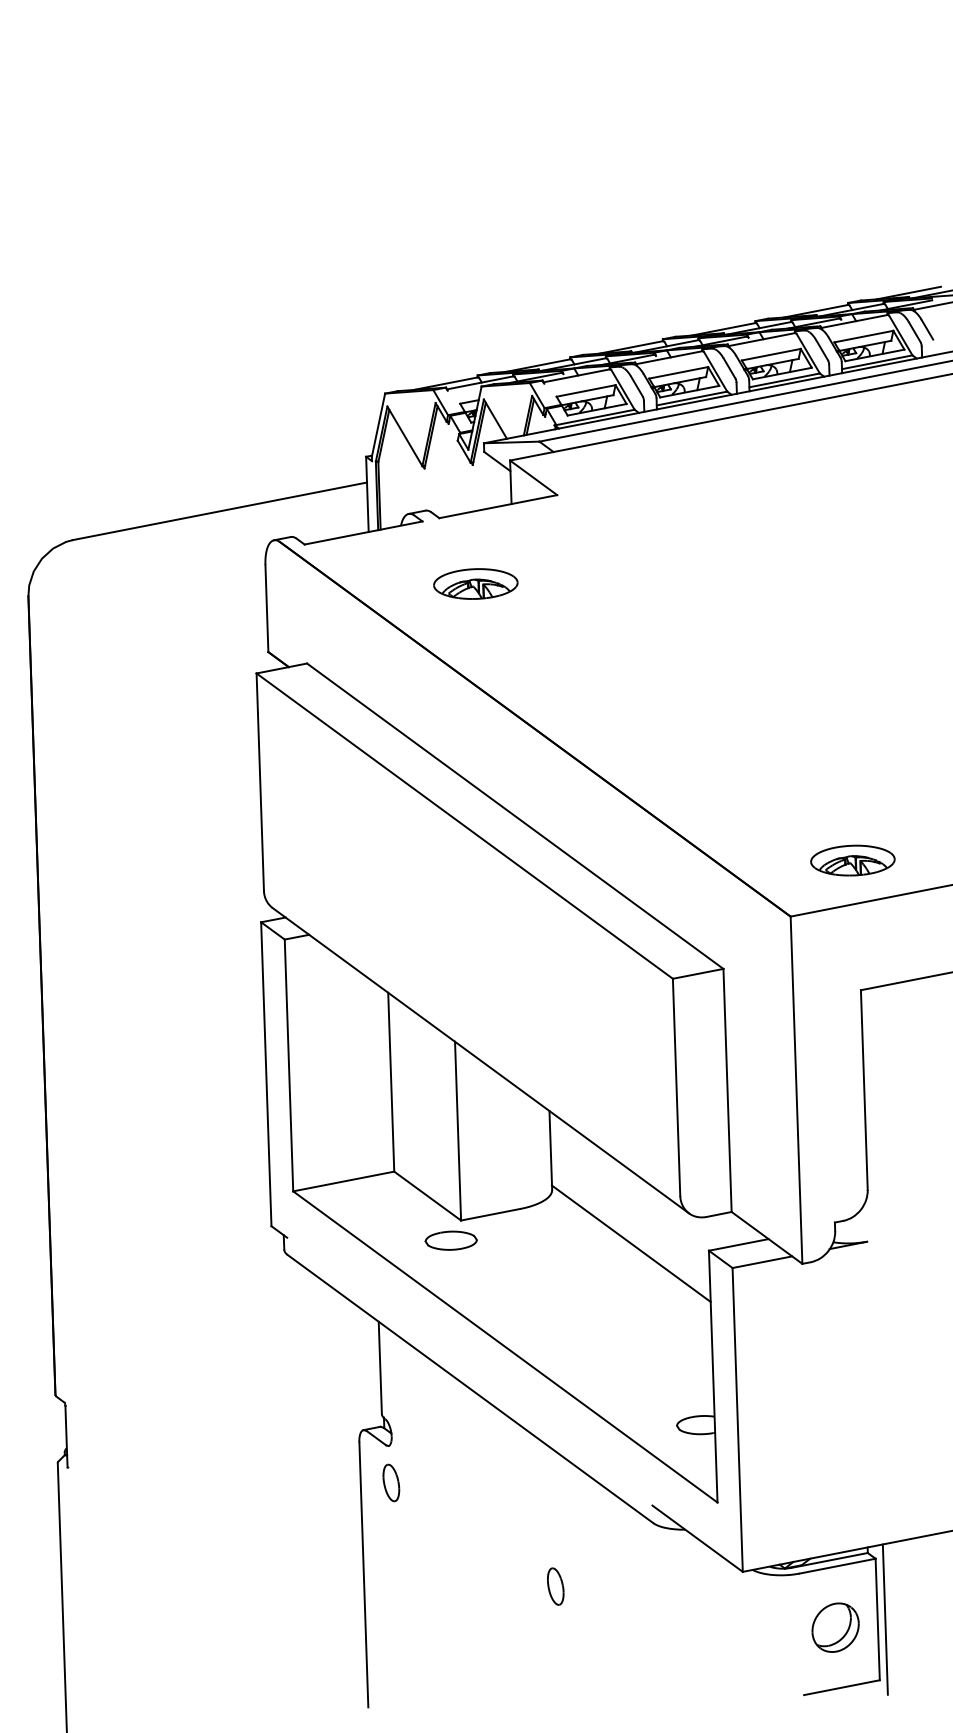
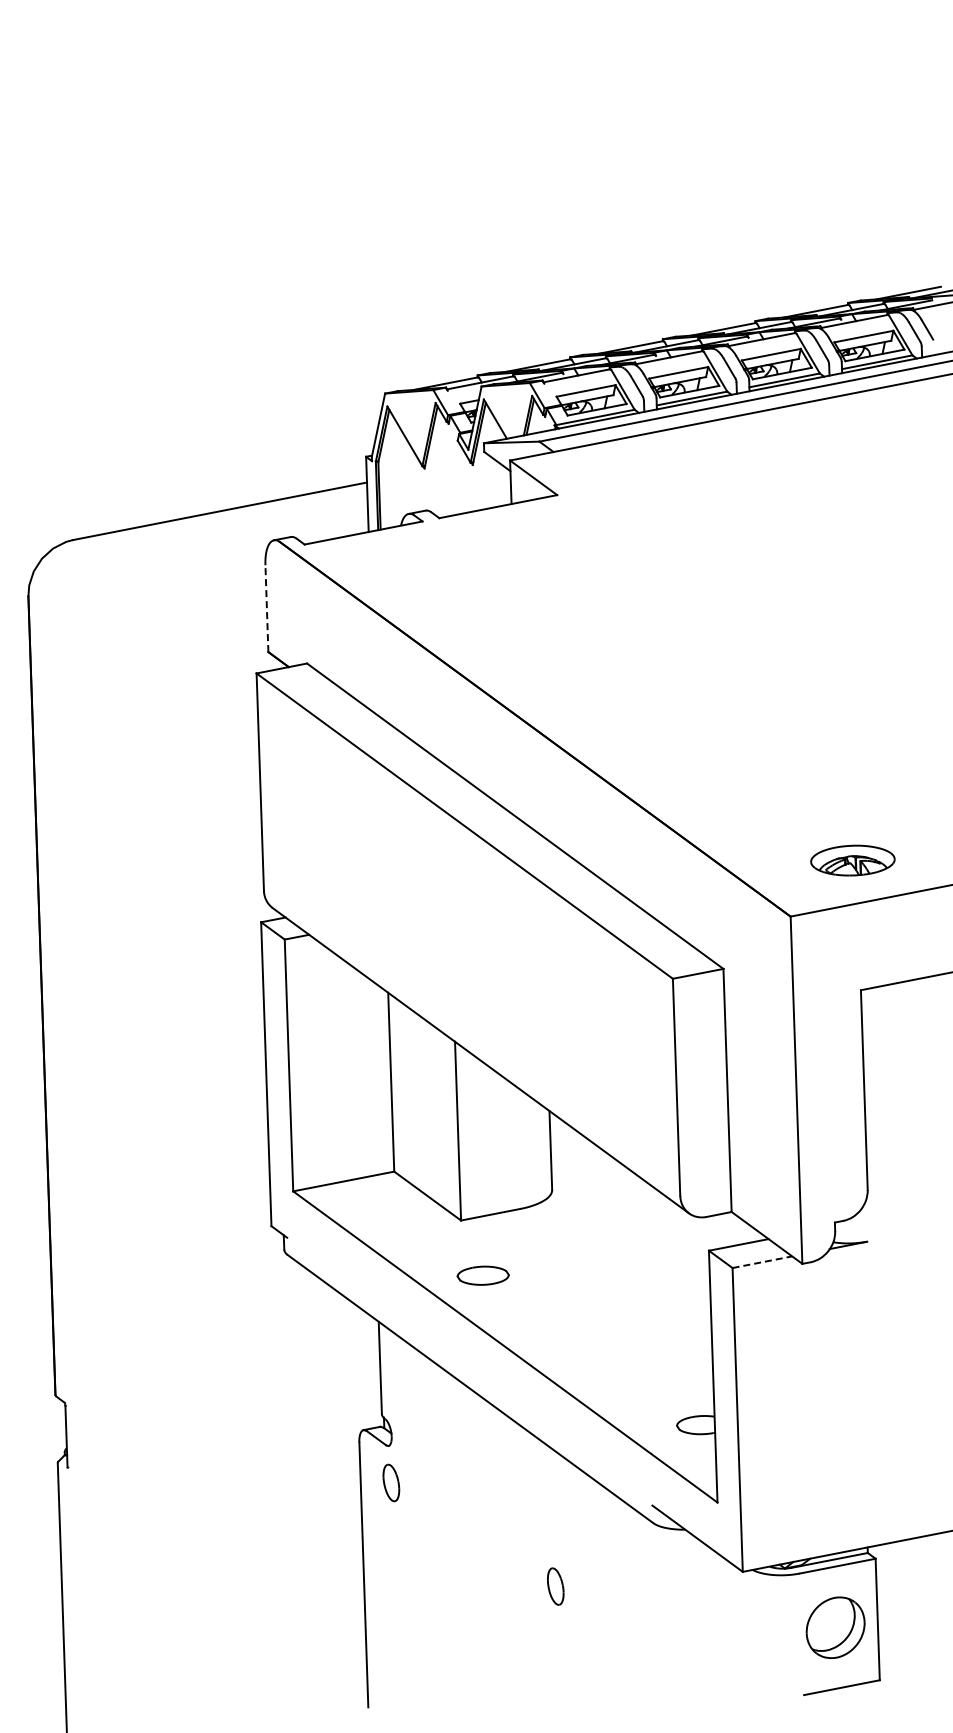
part: present -> none (475, 583)
line: solid -> dashed (266, 608)
part position: (450, 1240) -> (482, 1275) (482, 1275)
line: present -> none (630, 1243)
line: solid -> dashed (762, 1262)
line: present -> none (884, 1619)
part size: 49x51 px -> 61x63 px (835, 1627)
